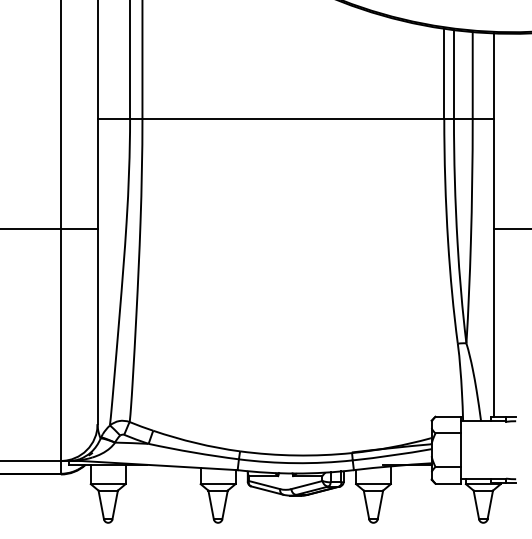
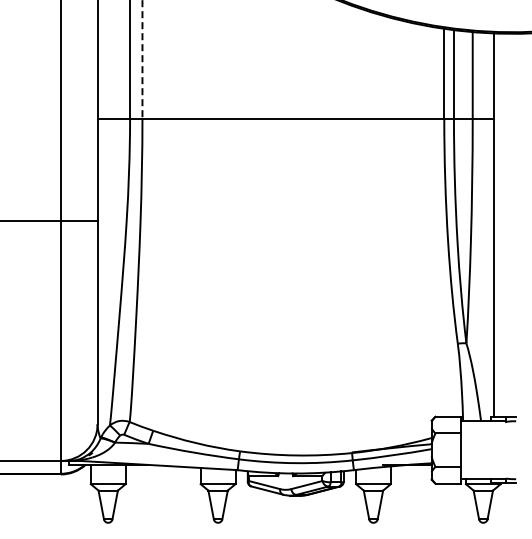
line: solid -> dashed (142, 59)
line position: (49, 228) -> (49, 220) (49, 220)
line: present -> none (510, 228)
